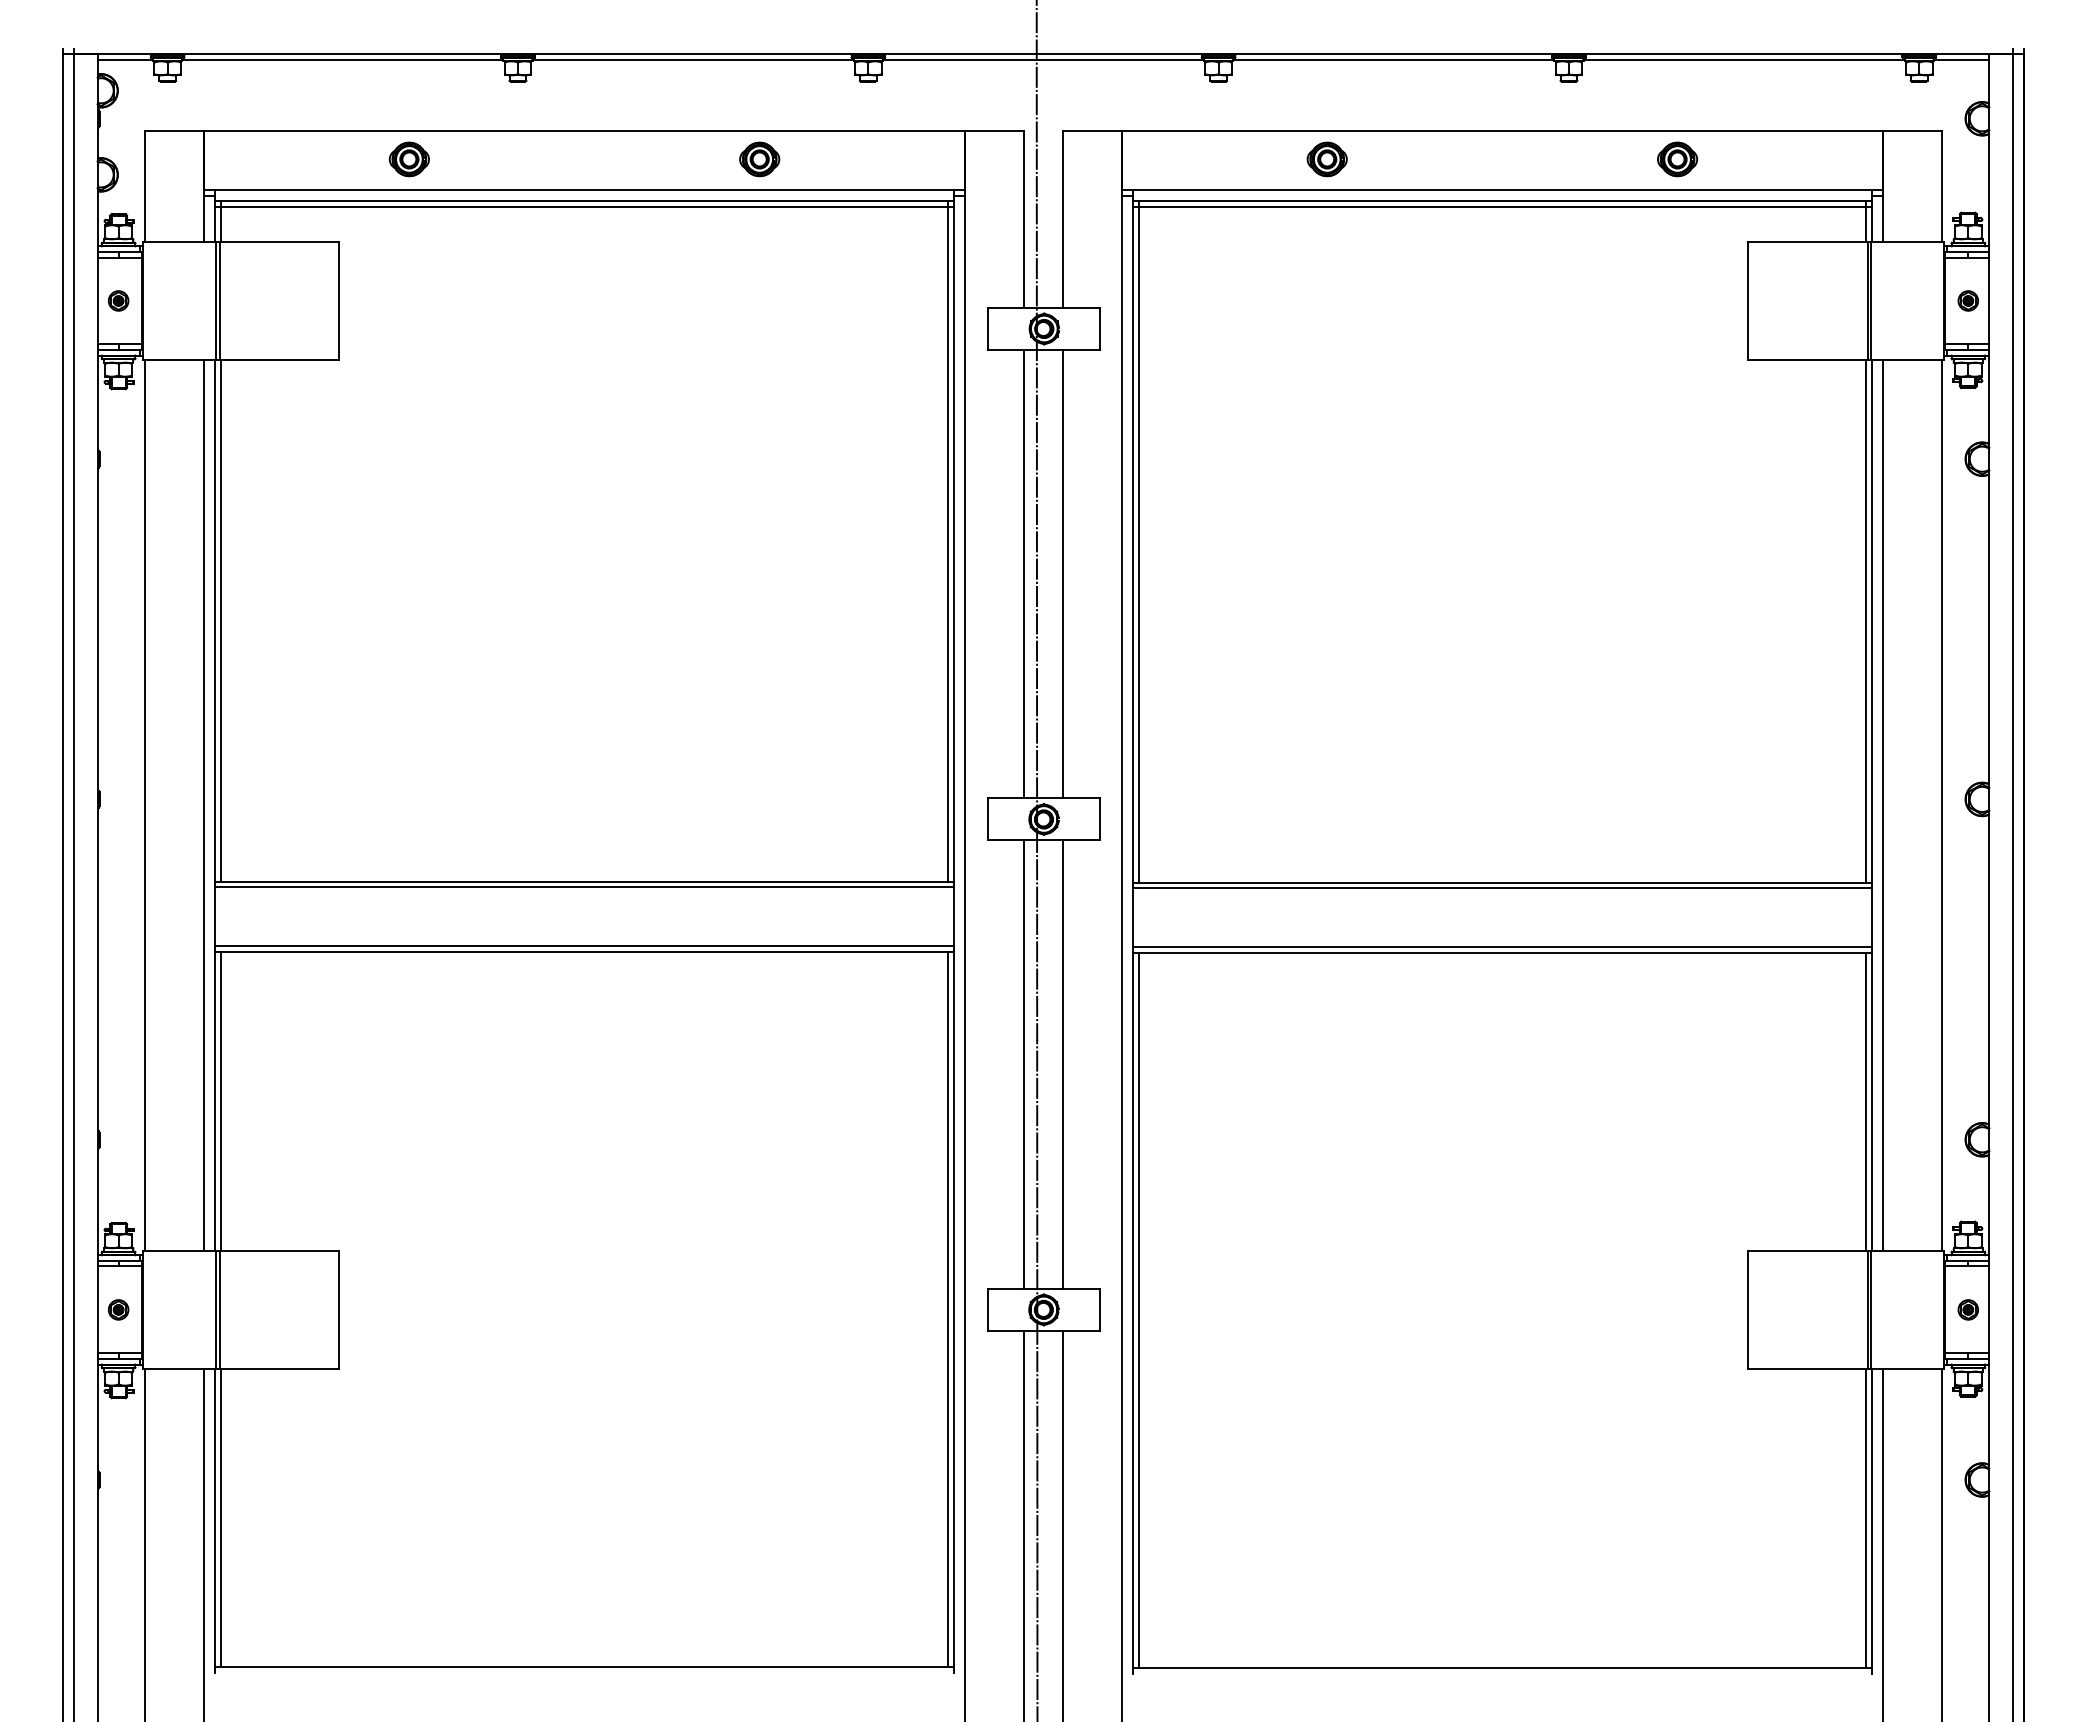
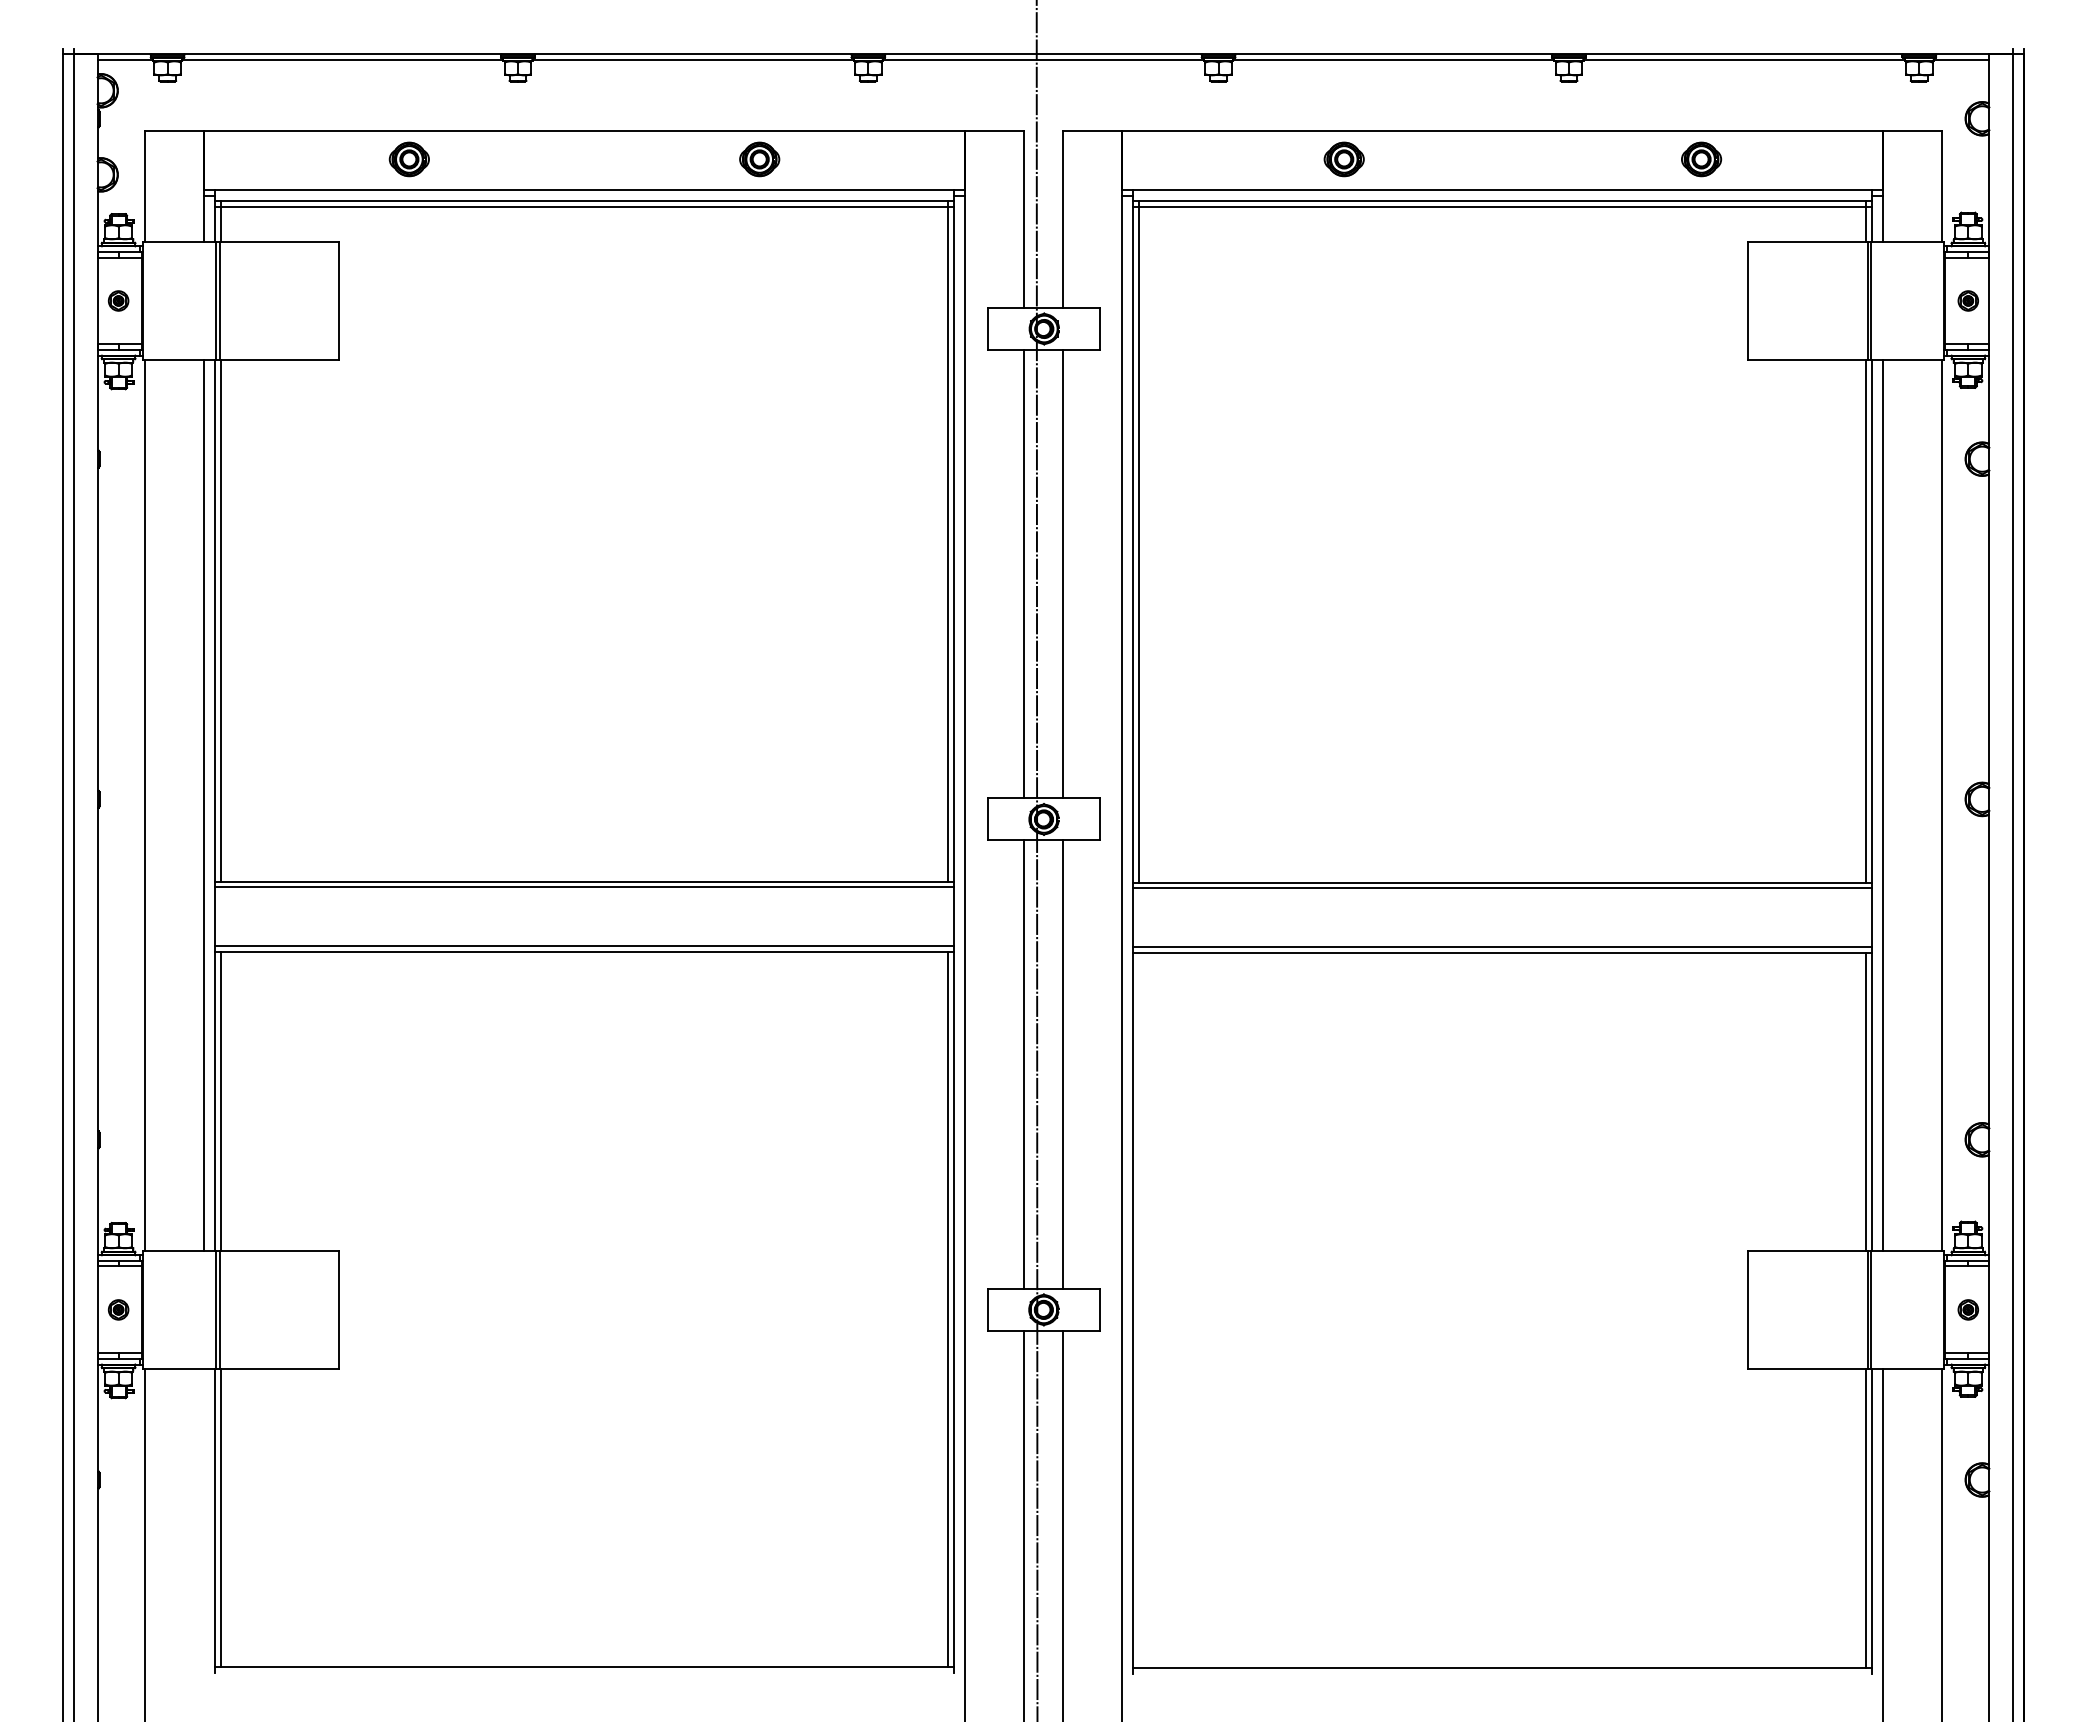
part position: (1326, 159) -> (1343, 159) (1343, 159)
part position: (1677, 159) -> (1701, 159) (1701, 159)
line: present -> none (1138, 1309)
line: present -> none (204, 1543)
